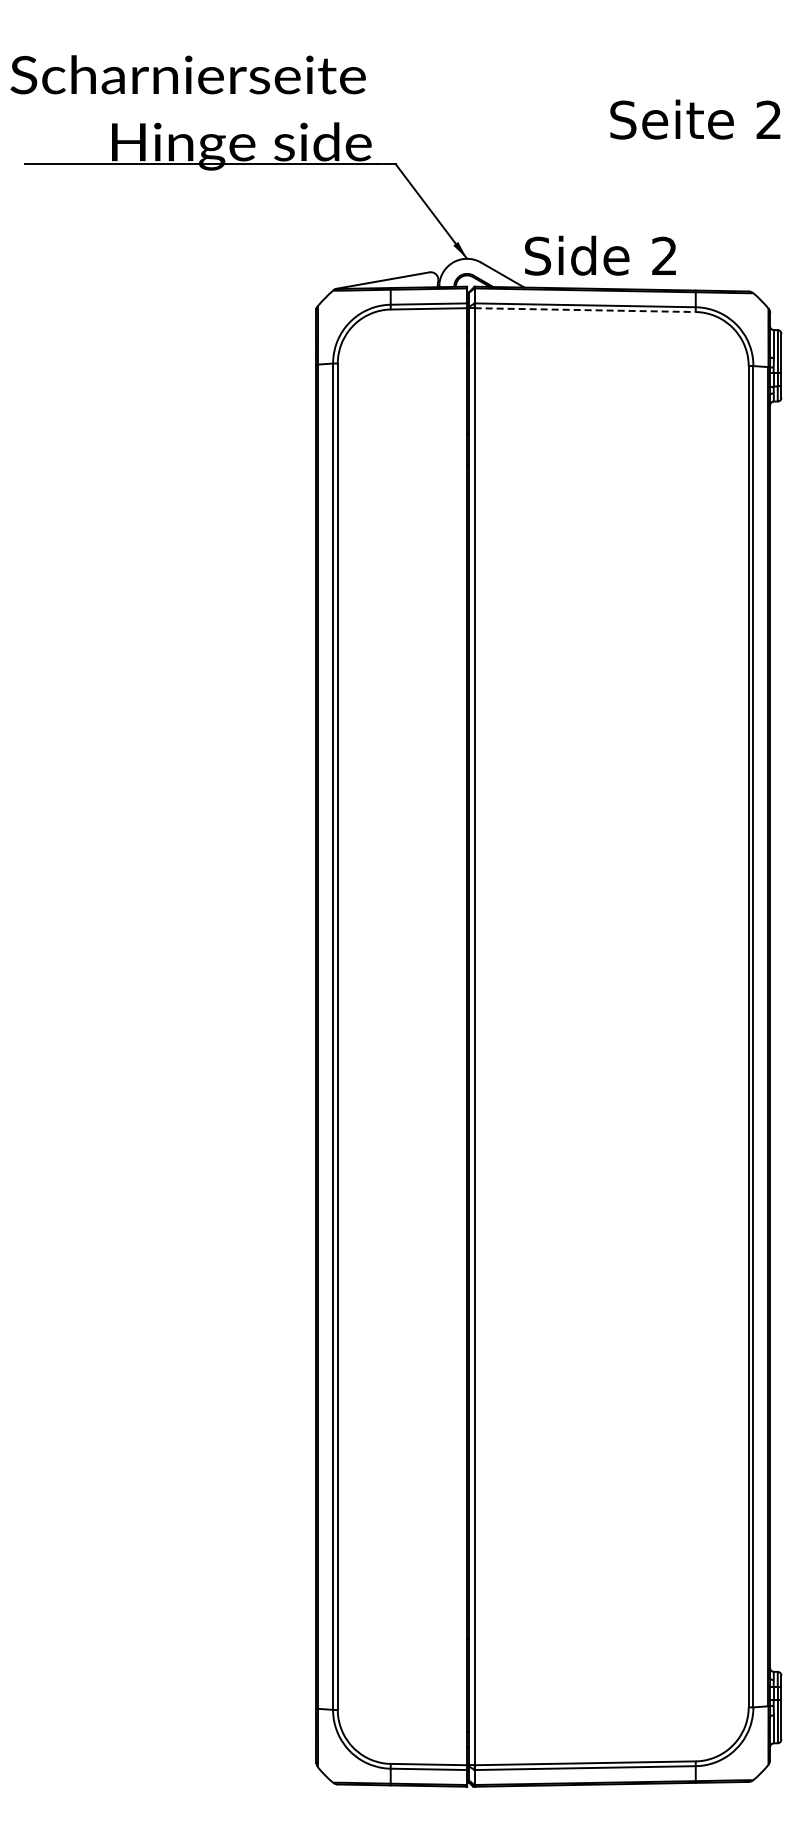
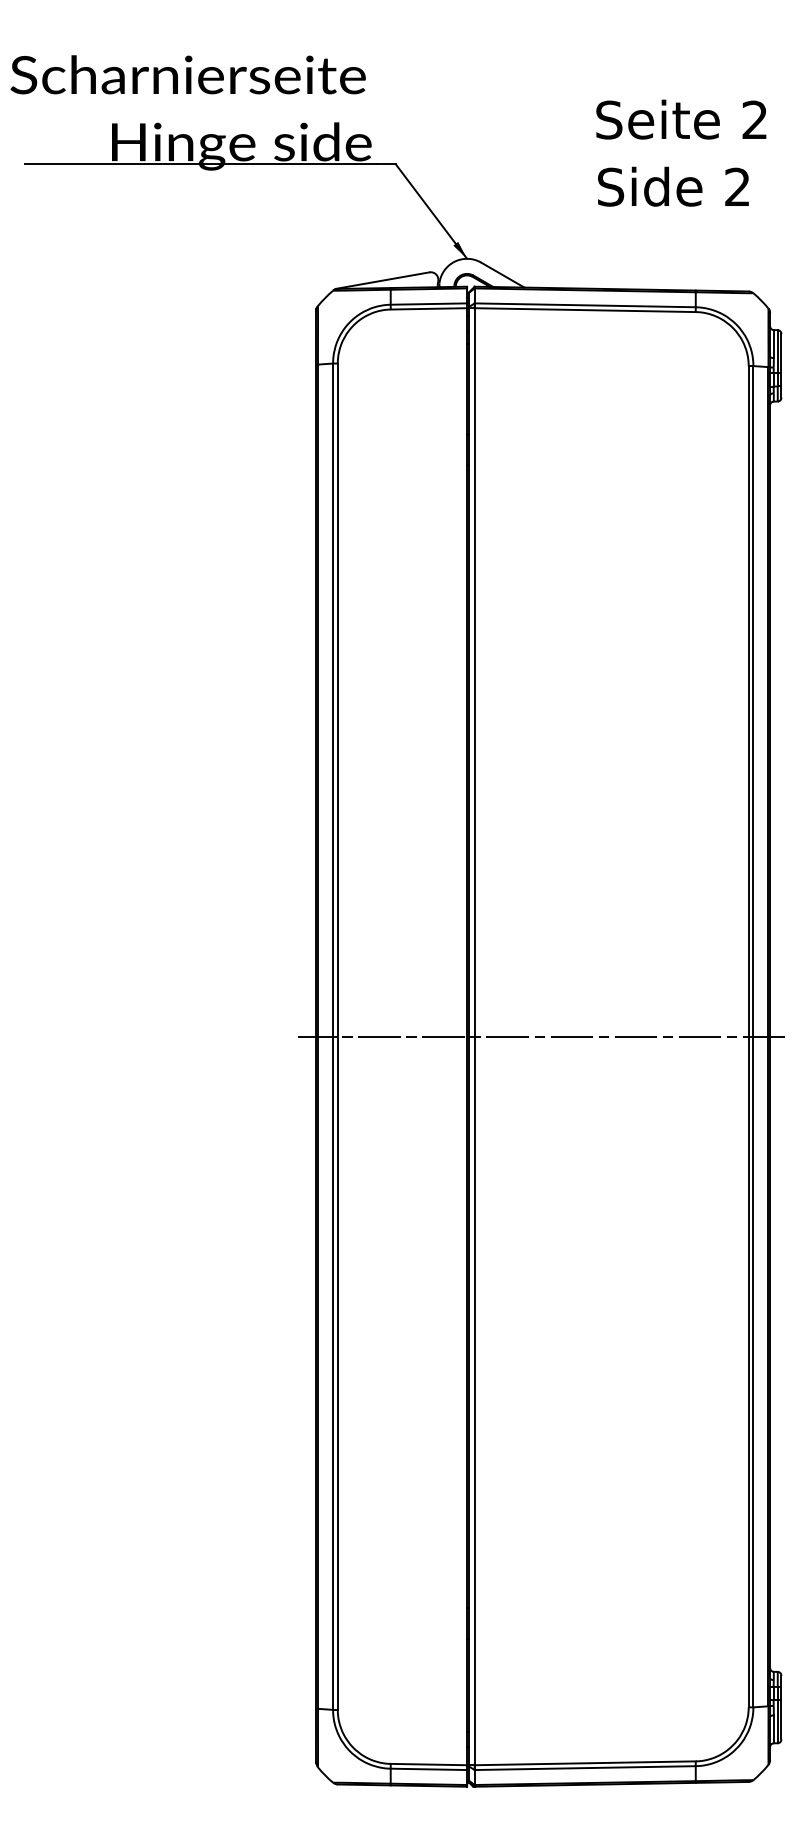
text position: (695, 119) -> (681, 119) (681, 119)
text position: (600, 255) -> (673, 186) (673, 186)
line: dashed -> solid (585, 310)
line: none -> present (541, 1036)
